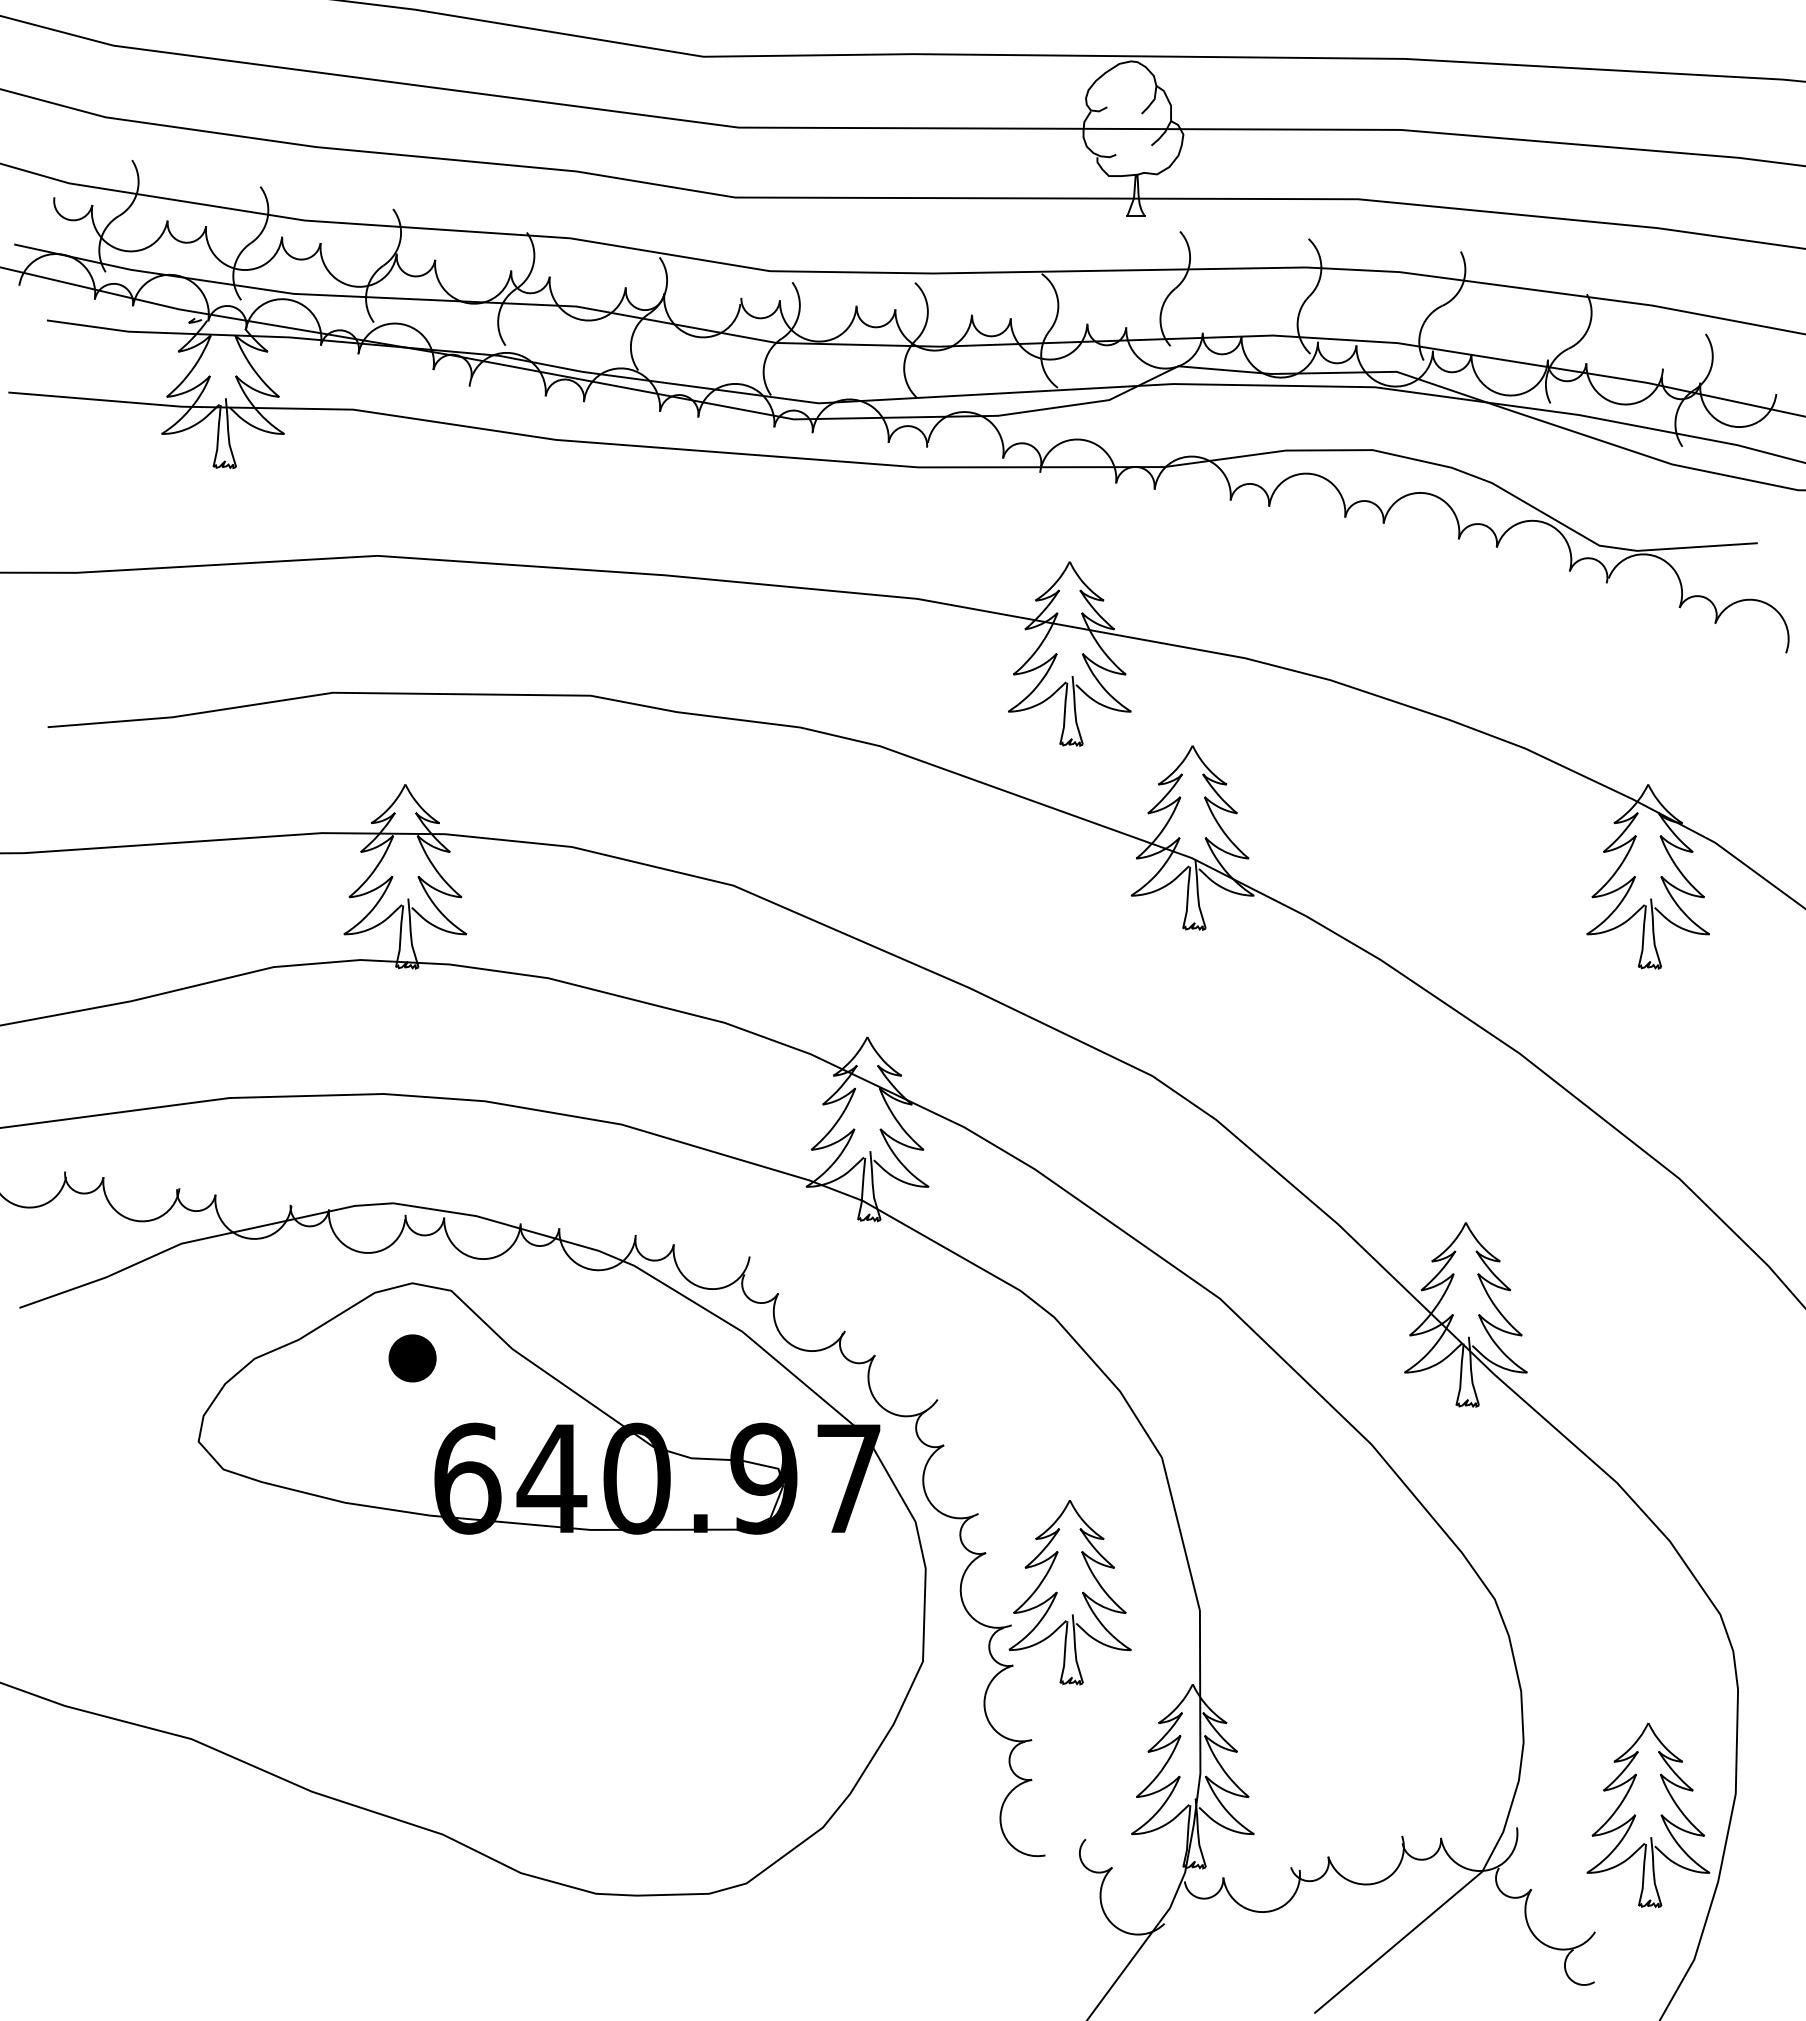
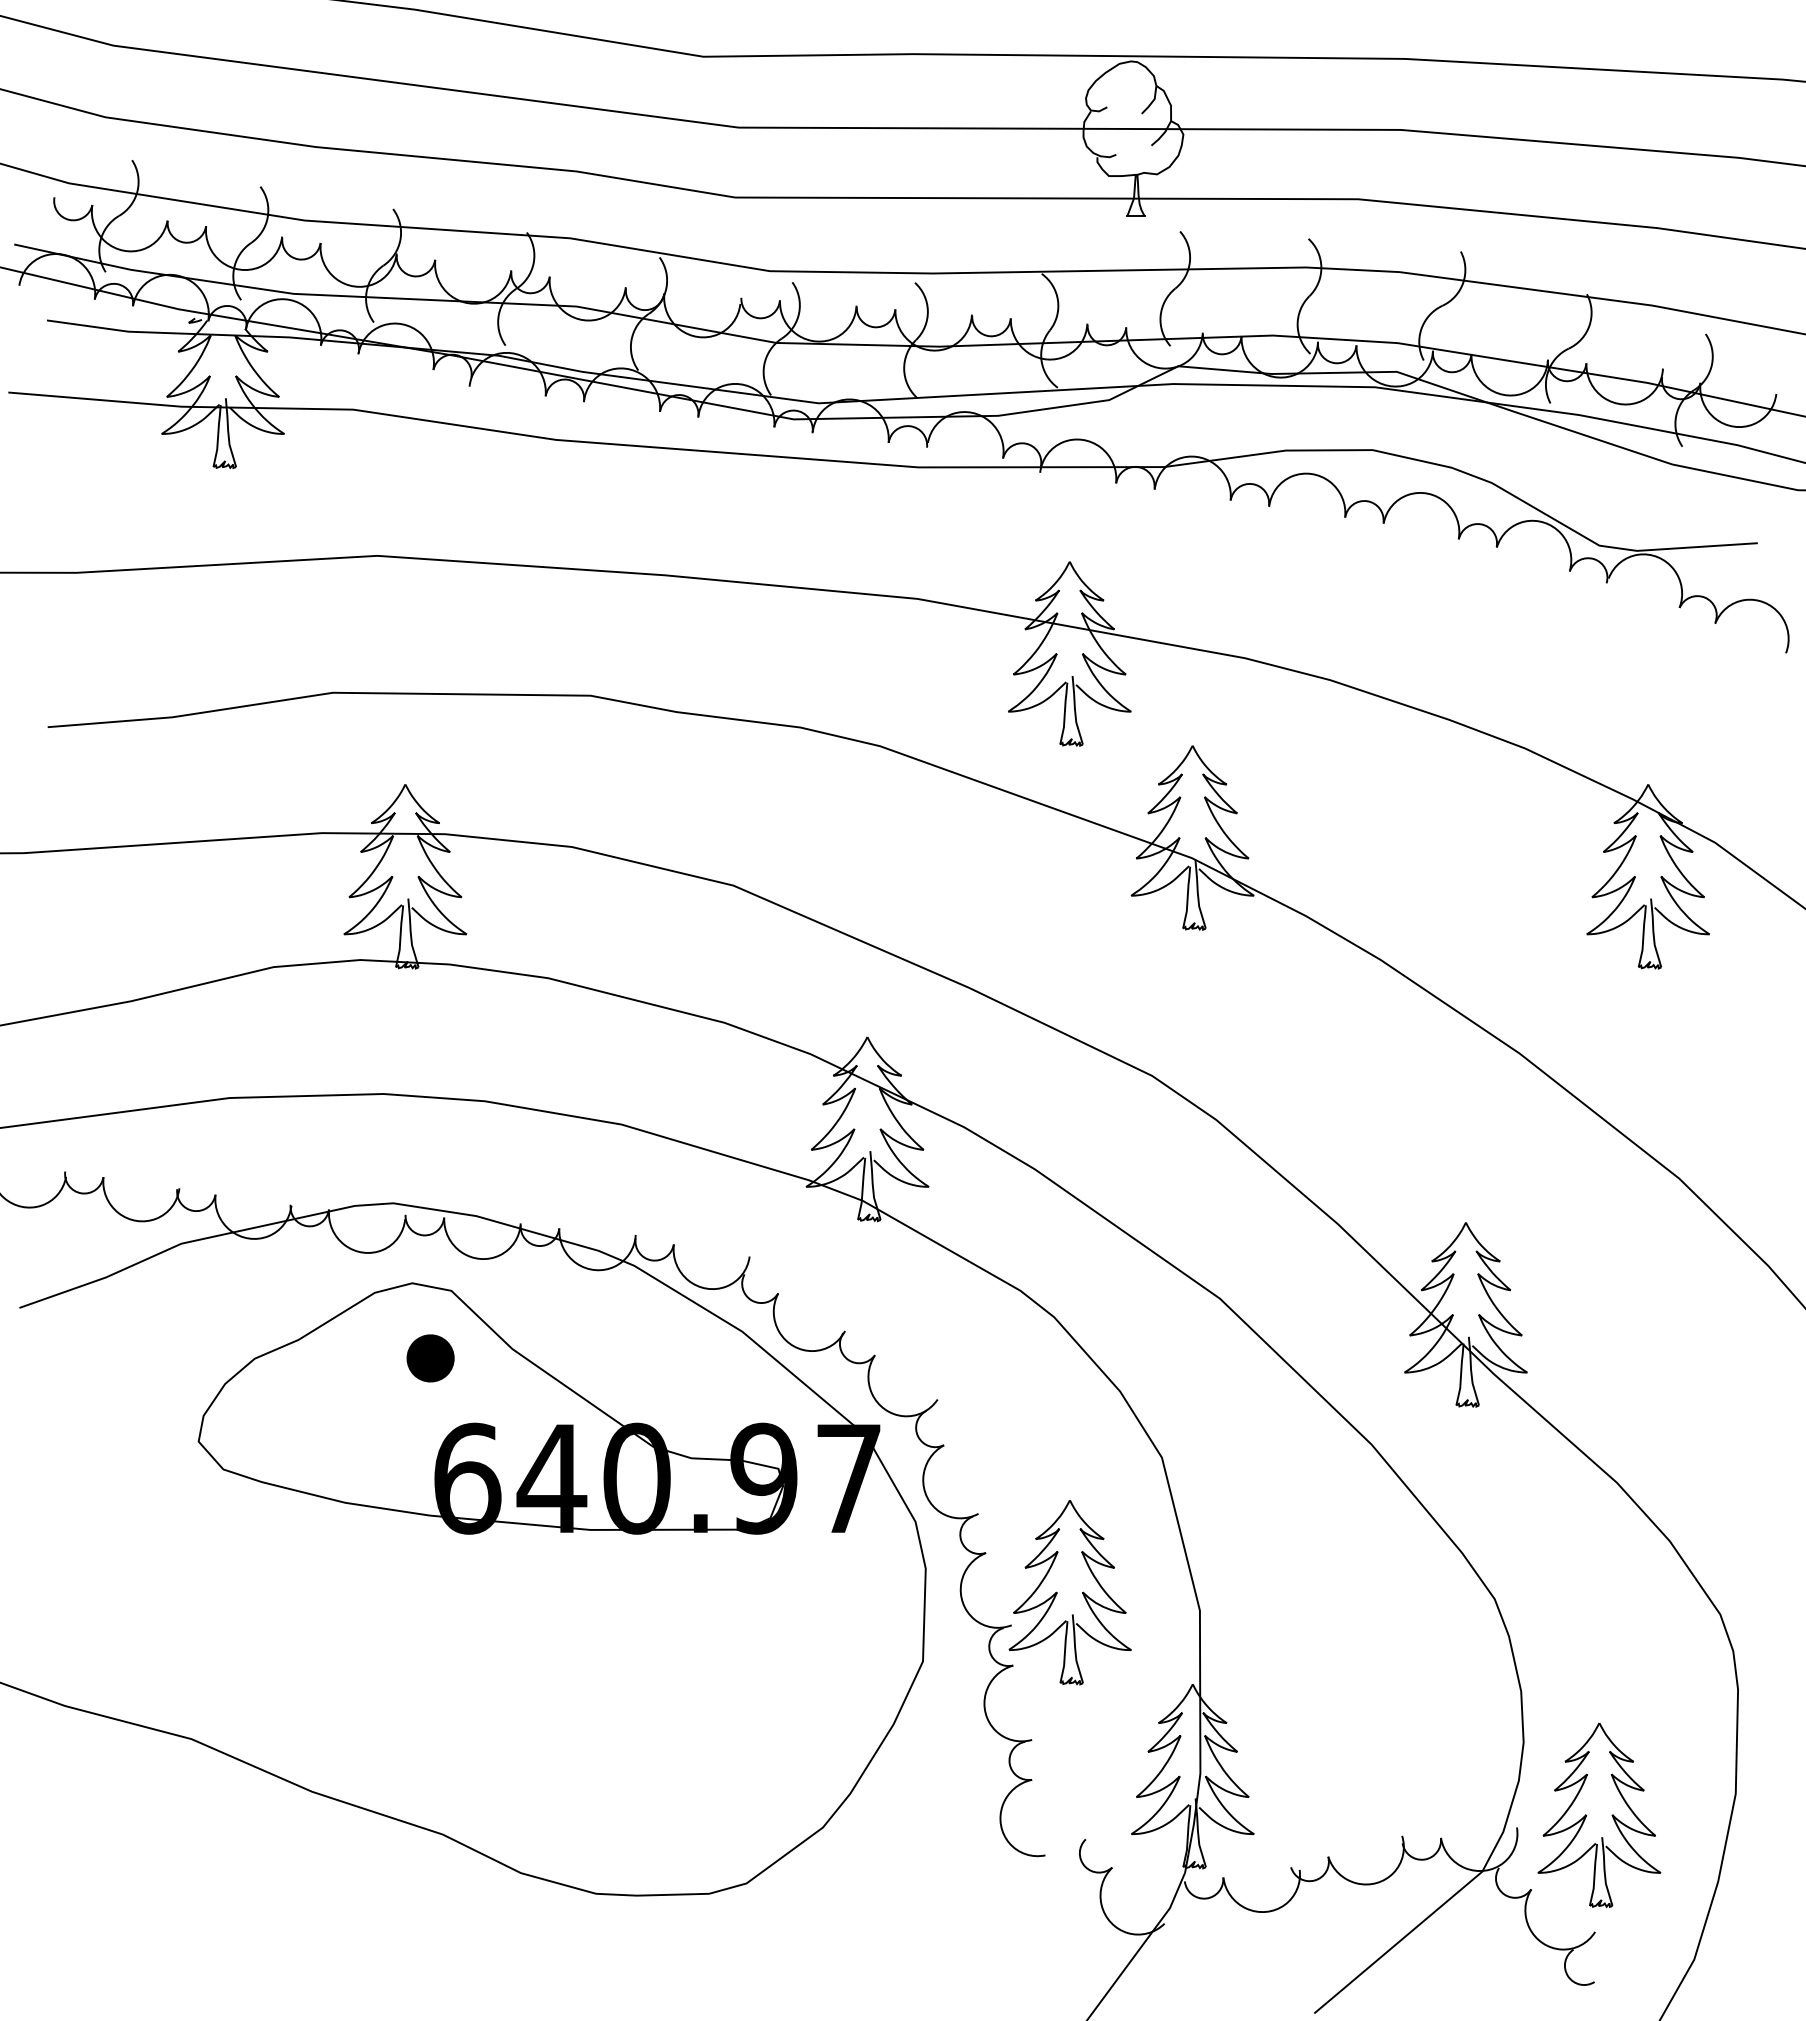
part position: (412, 1358) -> (430, 1358) (430, 1358)
part position: (1648, 1815) -> (1599, 1815) (1599, 1815)
